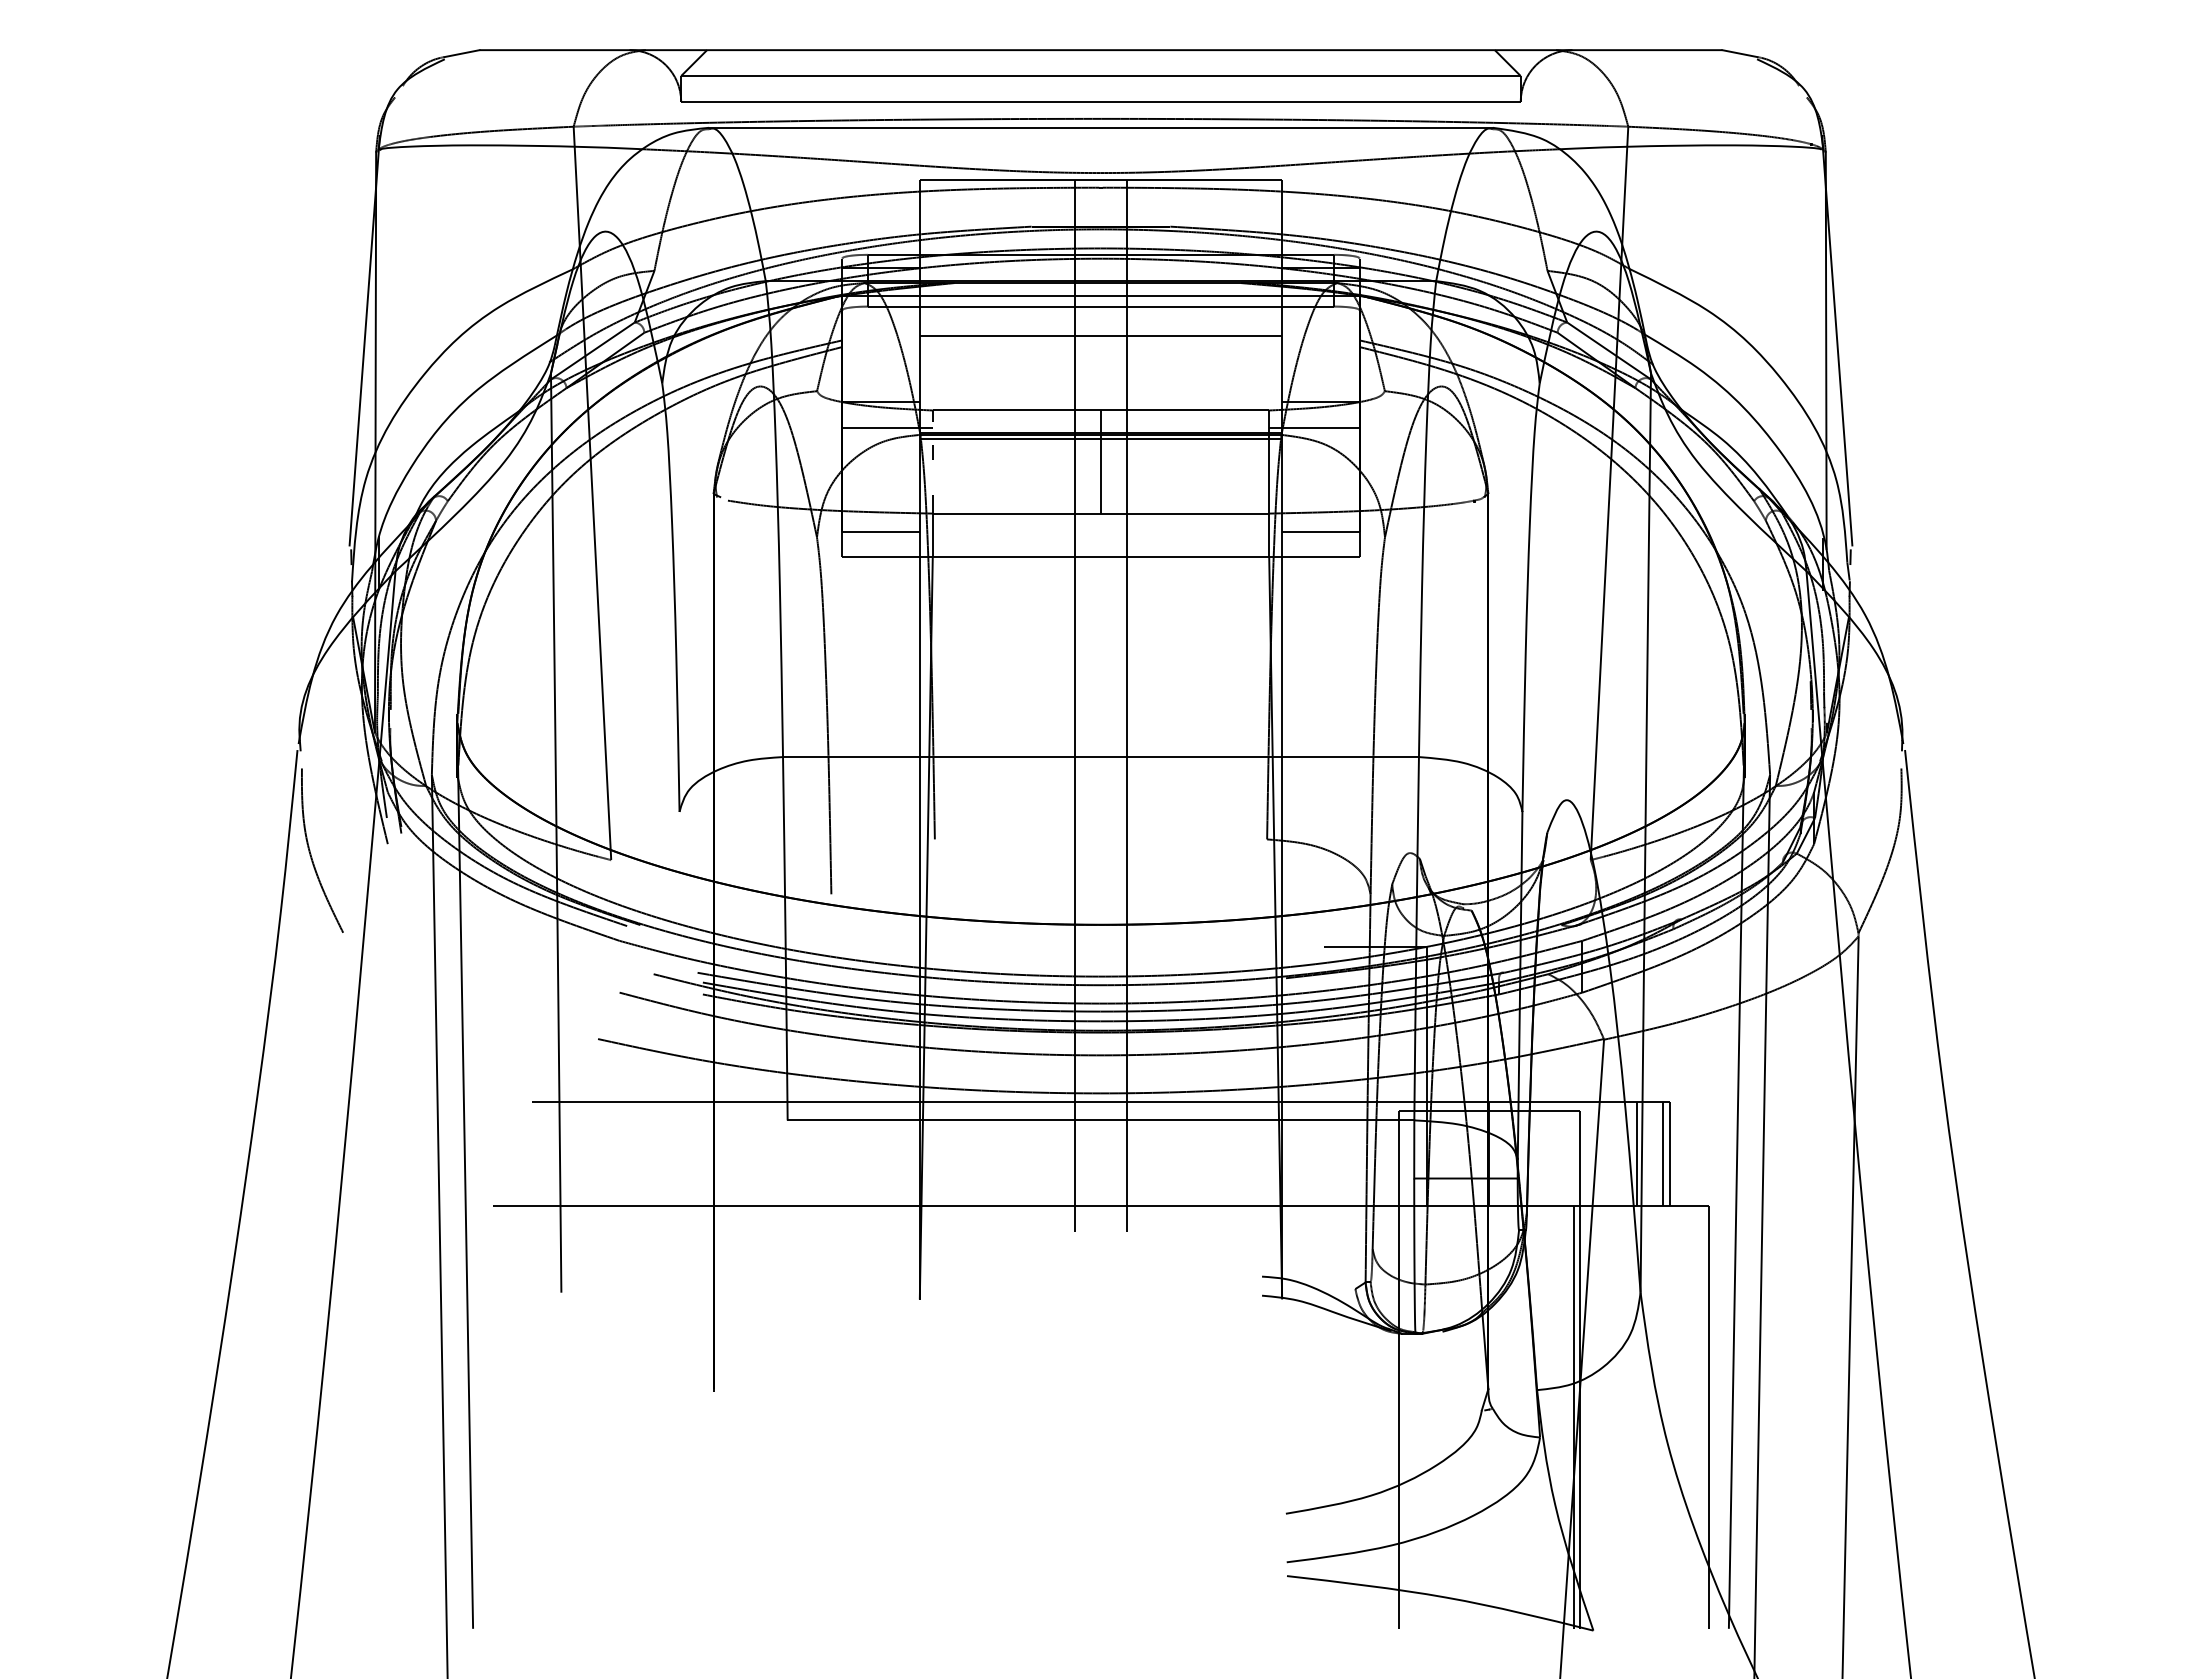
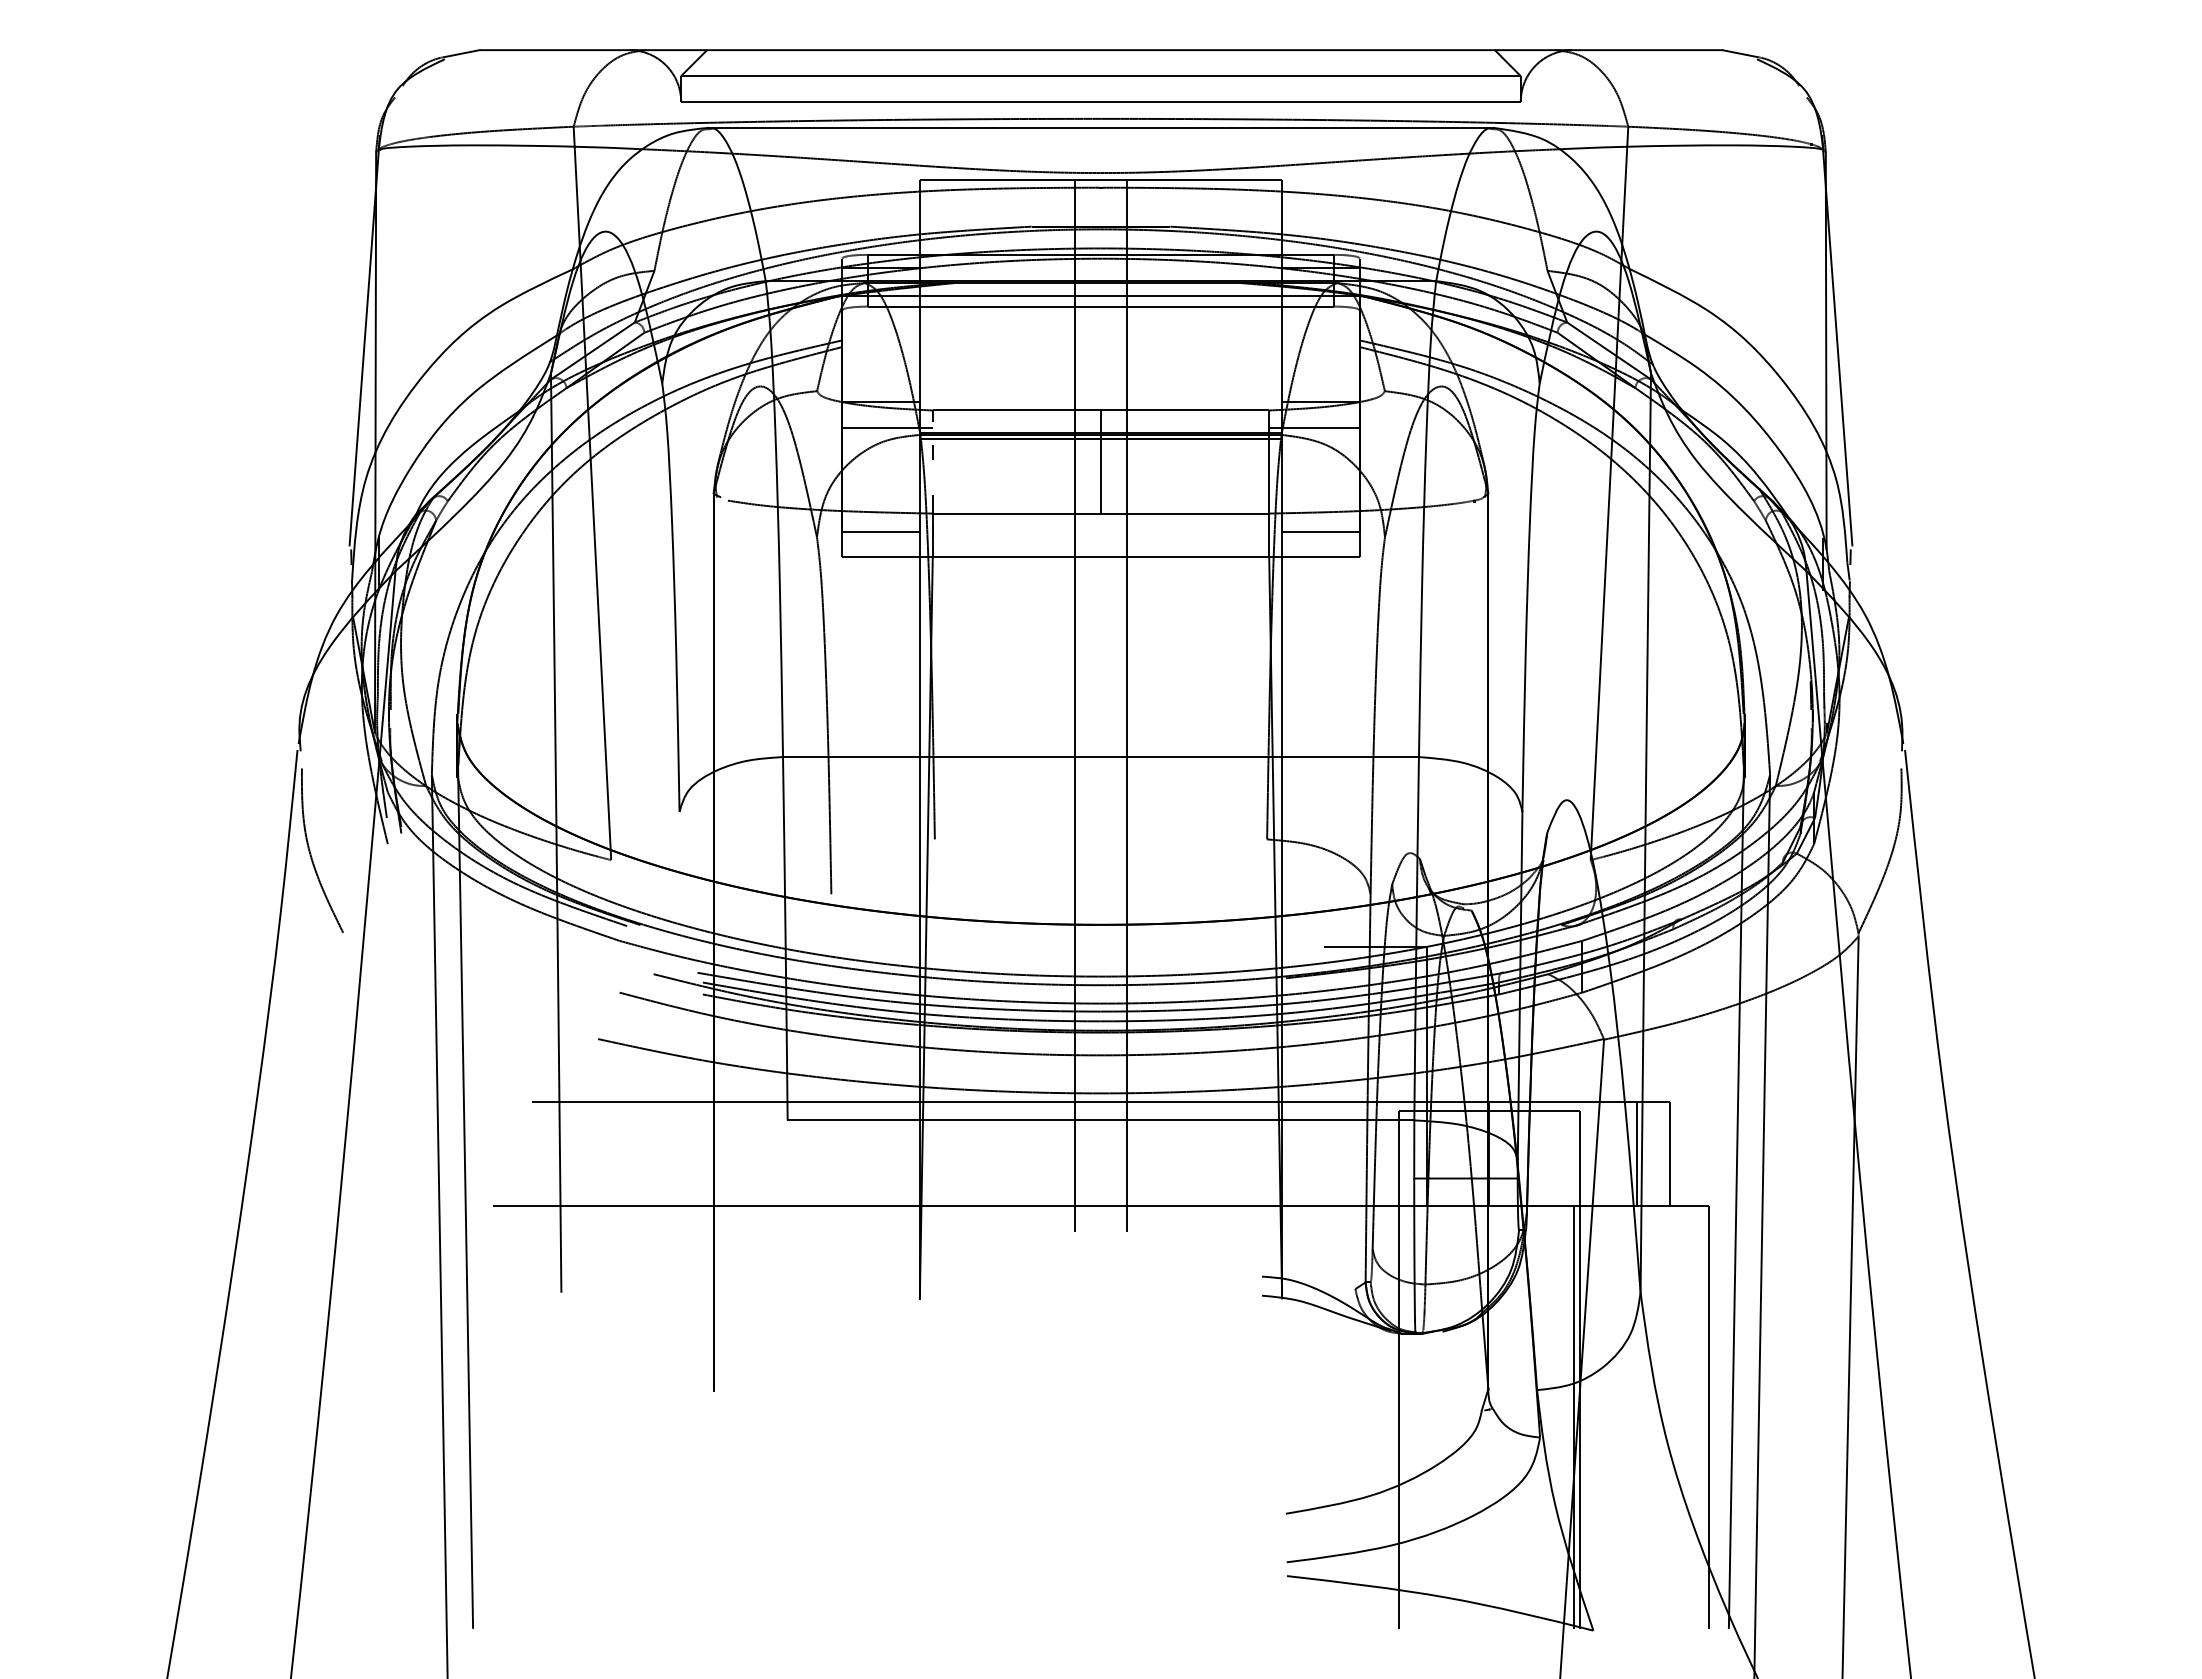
line: present -> none (1100, 335)
line: present -> none (1662, 1153)
